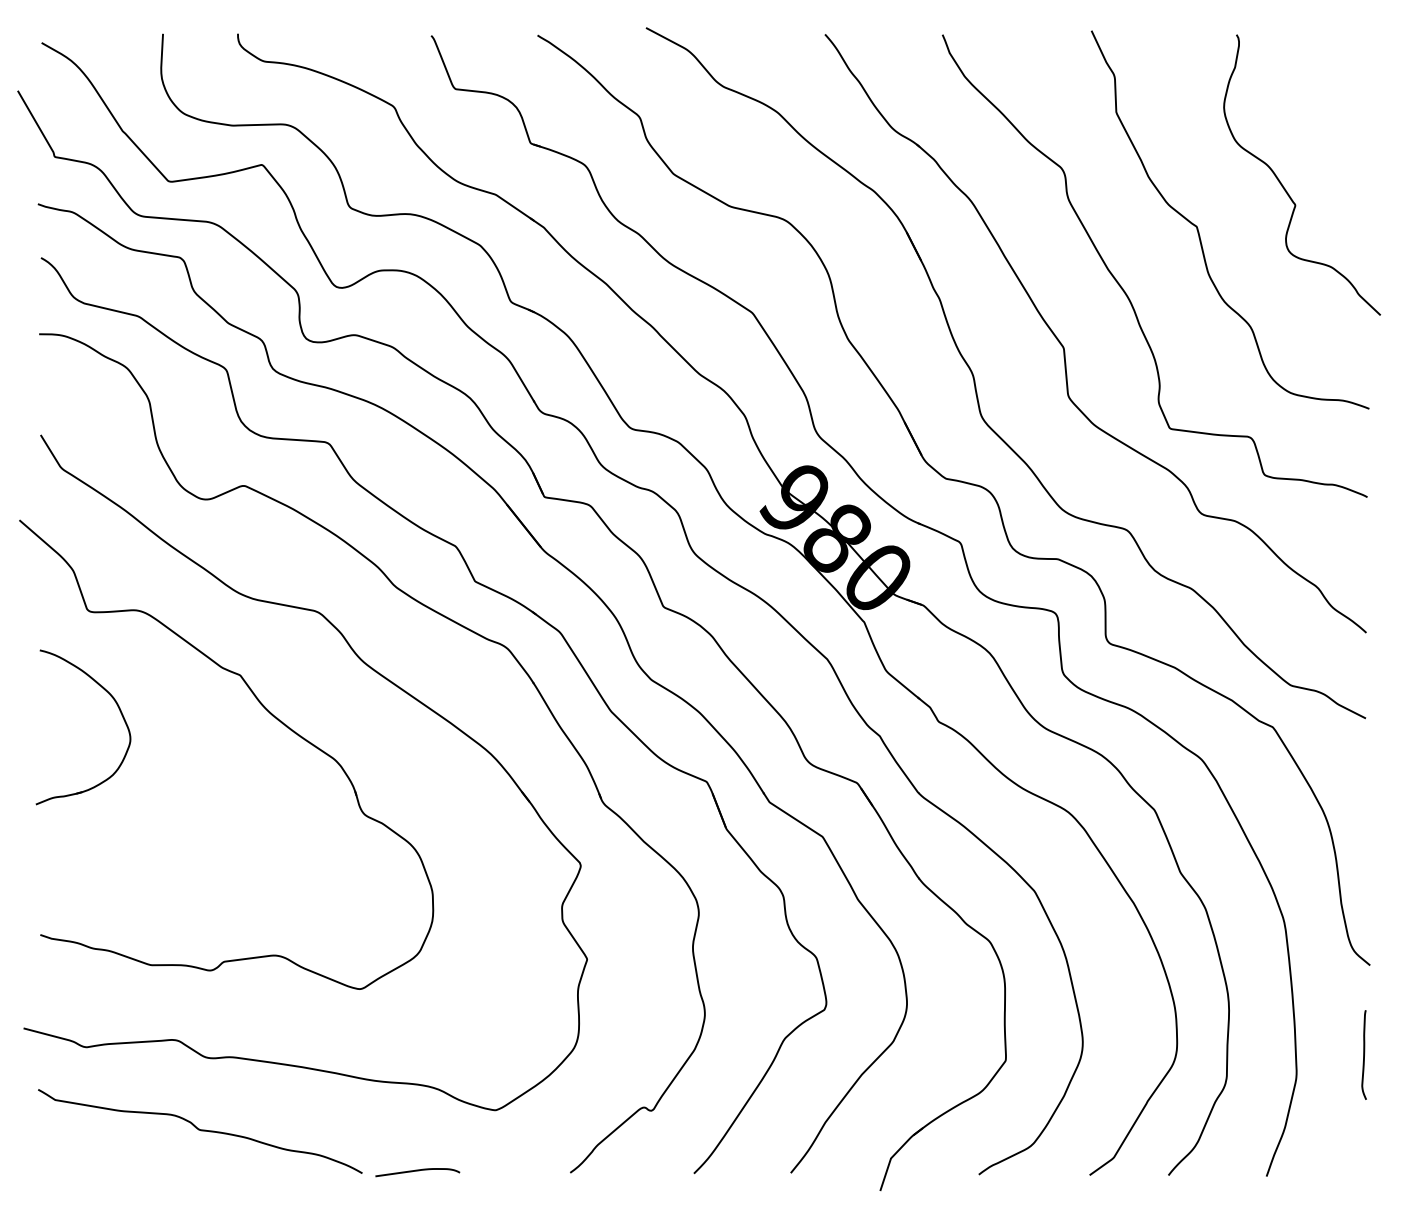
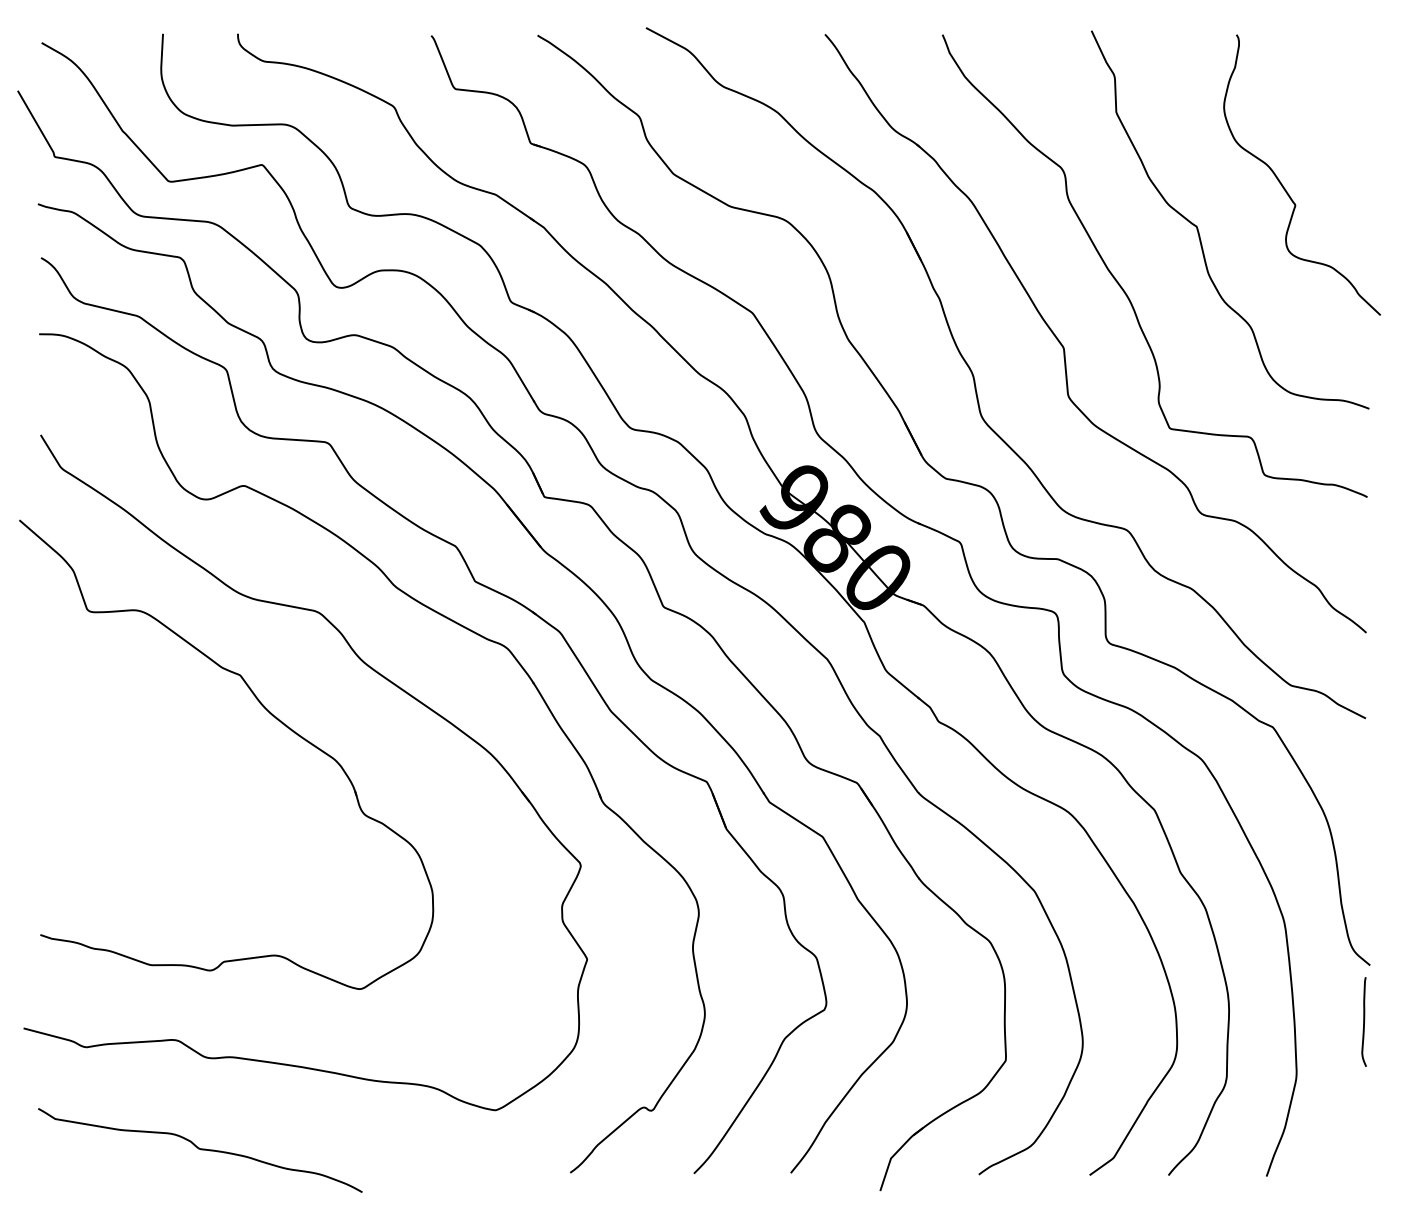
part: present -> none (119, 711)
curve position: (1363, 1054) -> (1363, 1021) (1363, 1021)
curve position: (200, 1130) -> (200, 1149) (200, 1149)
curve: present -> none (417, 1171)
